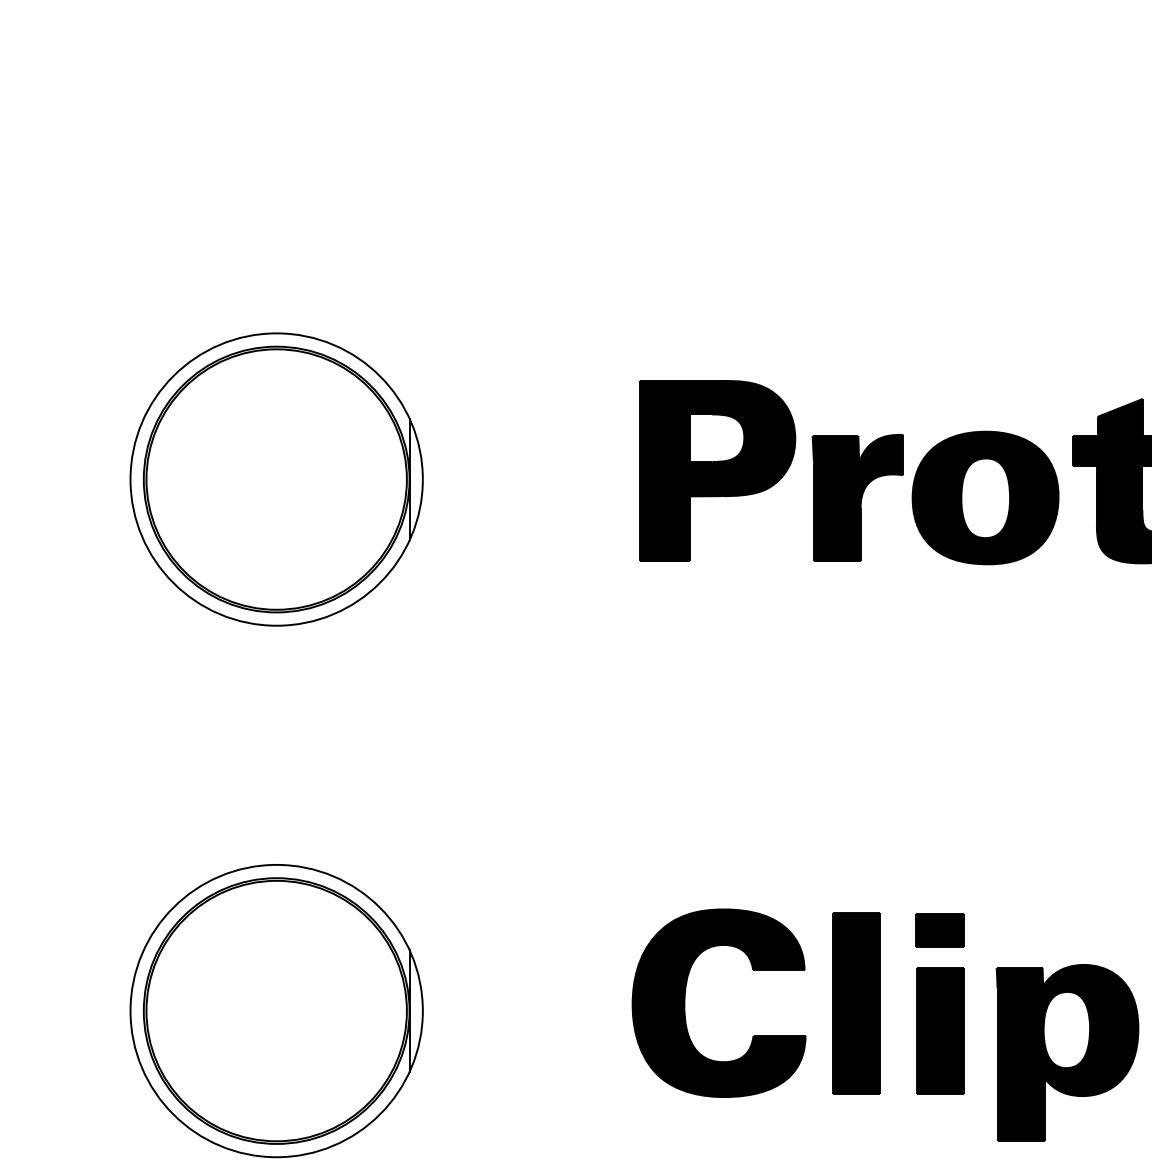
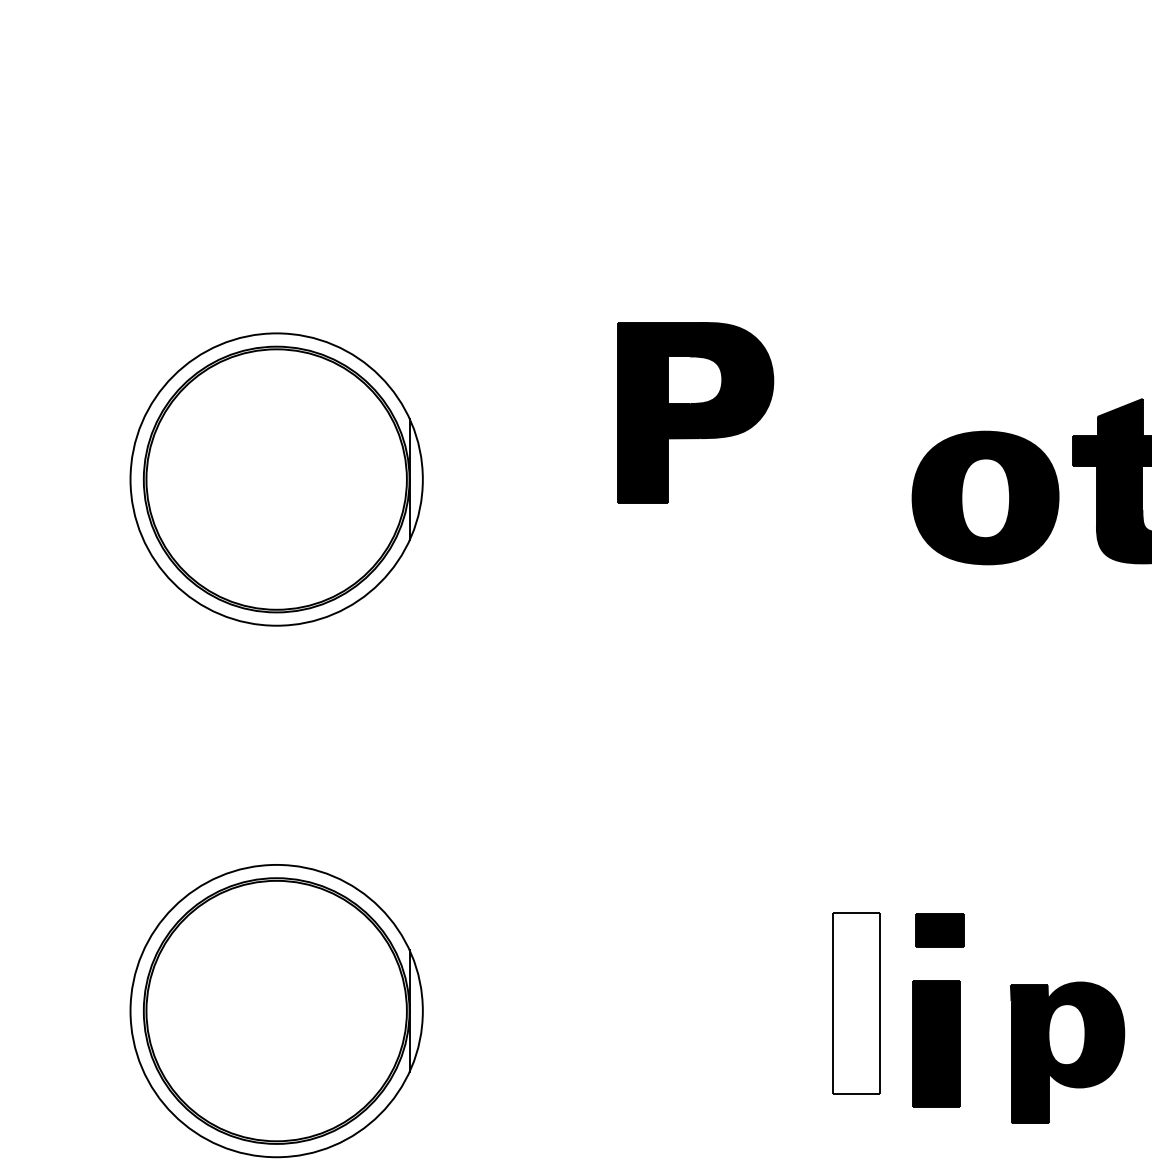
part position: (717, 470) -> (695, 412) (695, 412)
part: present -> none (857, 497)
part: present -> none (685, 1002)
fill: present -> none (856, 1003)
part position: (940, 1030) -> (936, 1043) (936, 1043)
part size: 145x178 px -> 116x143 px (1067, 1052)
